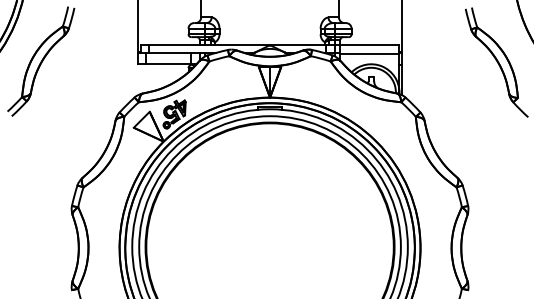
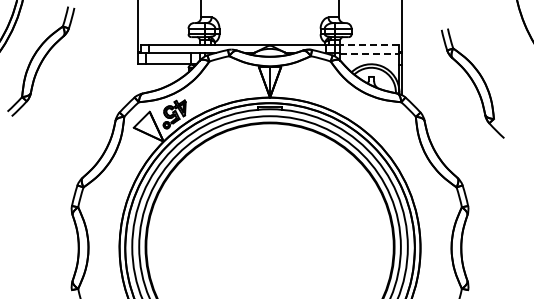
line: solid -> dashed (369, 44)
line: solid -> dashed (369, 53)
part position: (496, 62) -> (472, 83) (472, 83)
